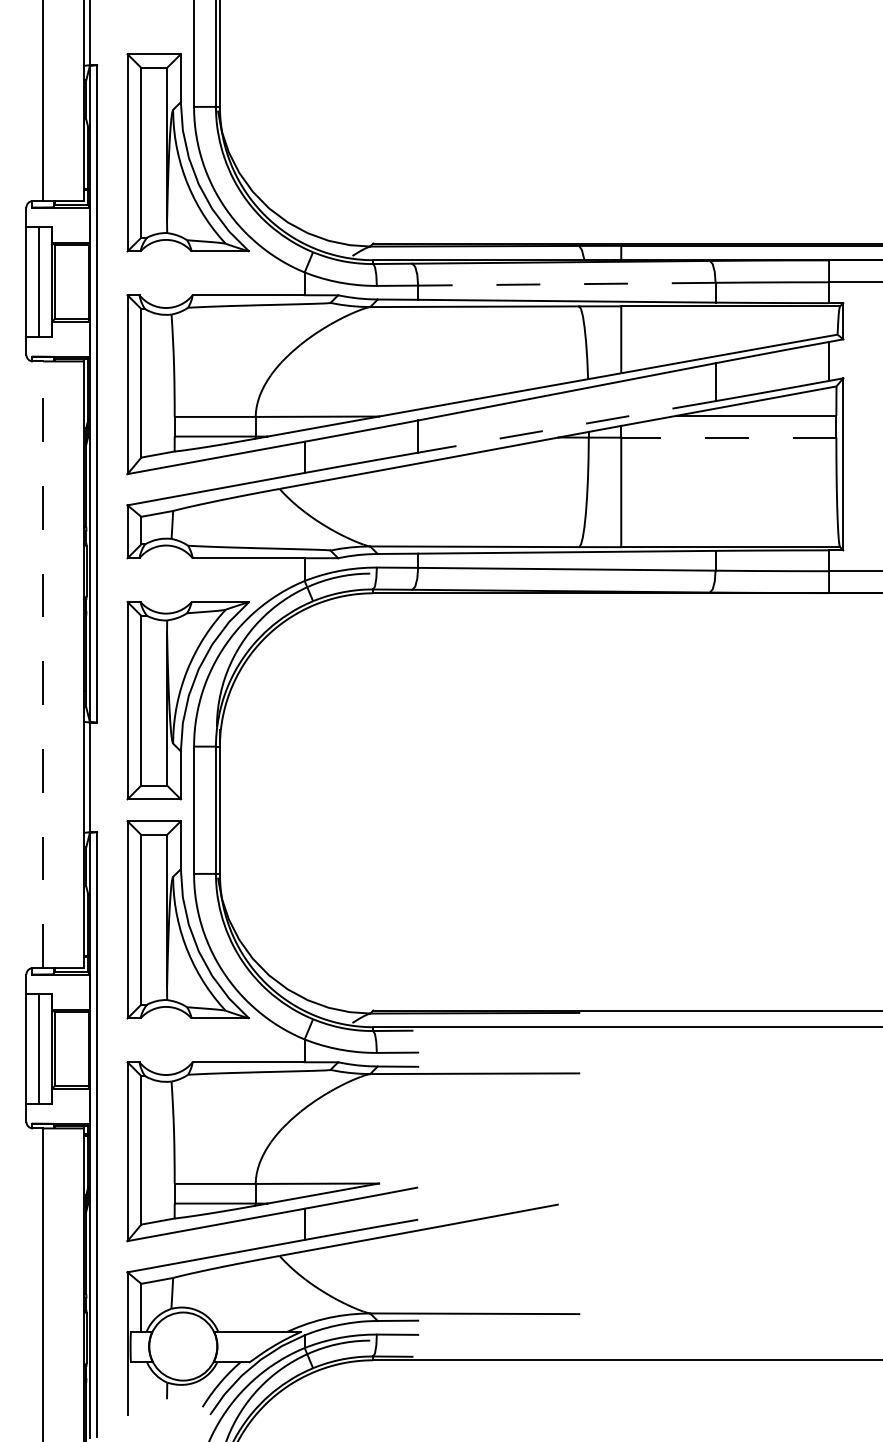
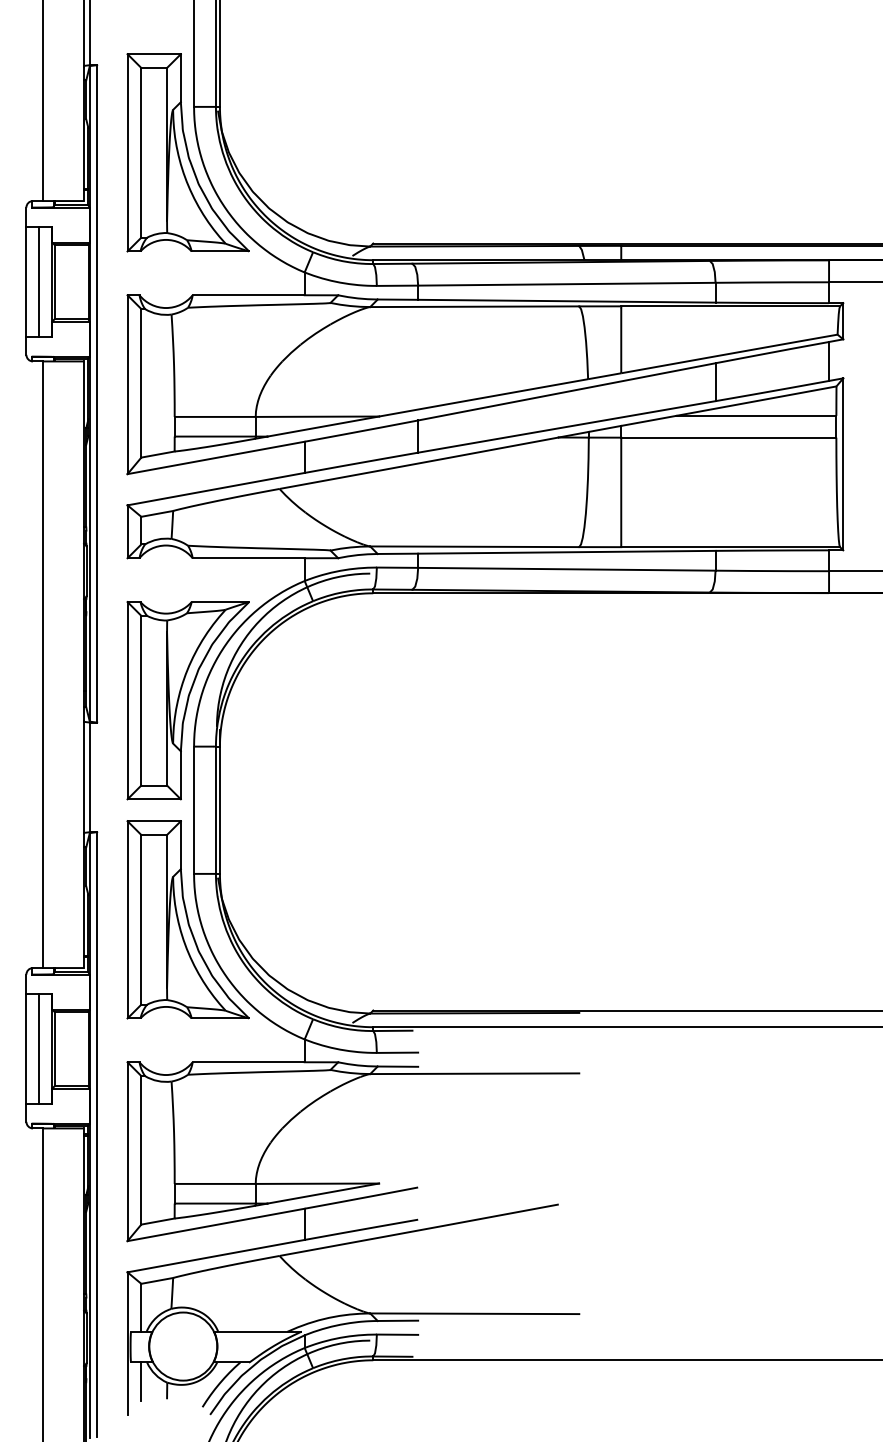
line: dashed -> solid (566, 284)
line: dashed -> solid (566, 426)
line: dashed -> solid (728, 437)
line: dashed -> solid (43, 664)
line: none -> present (141, 1381)
